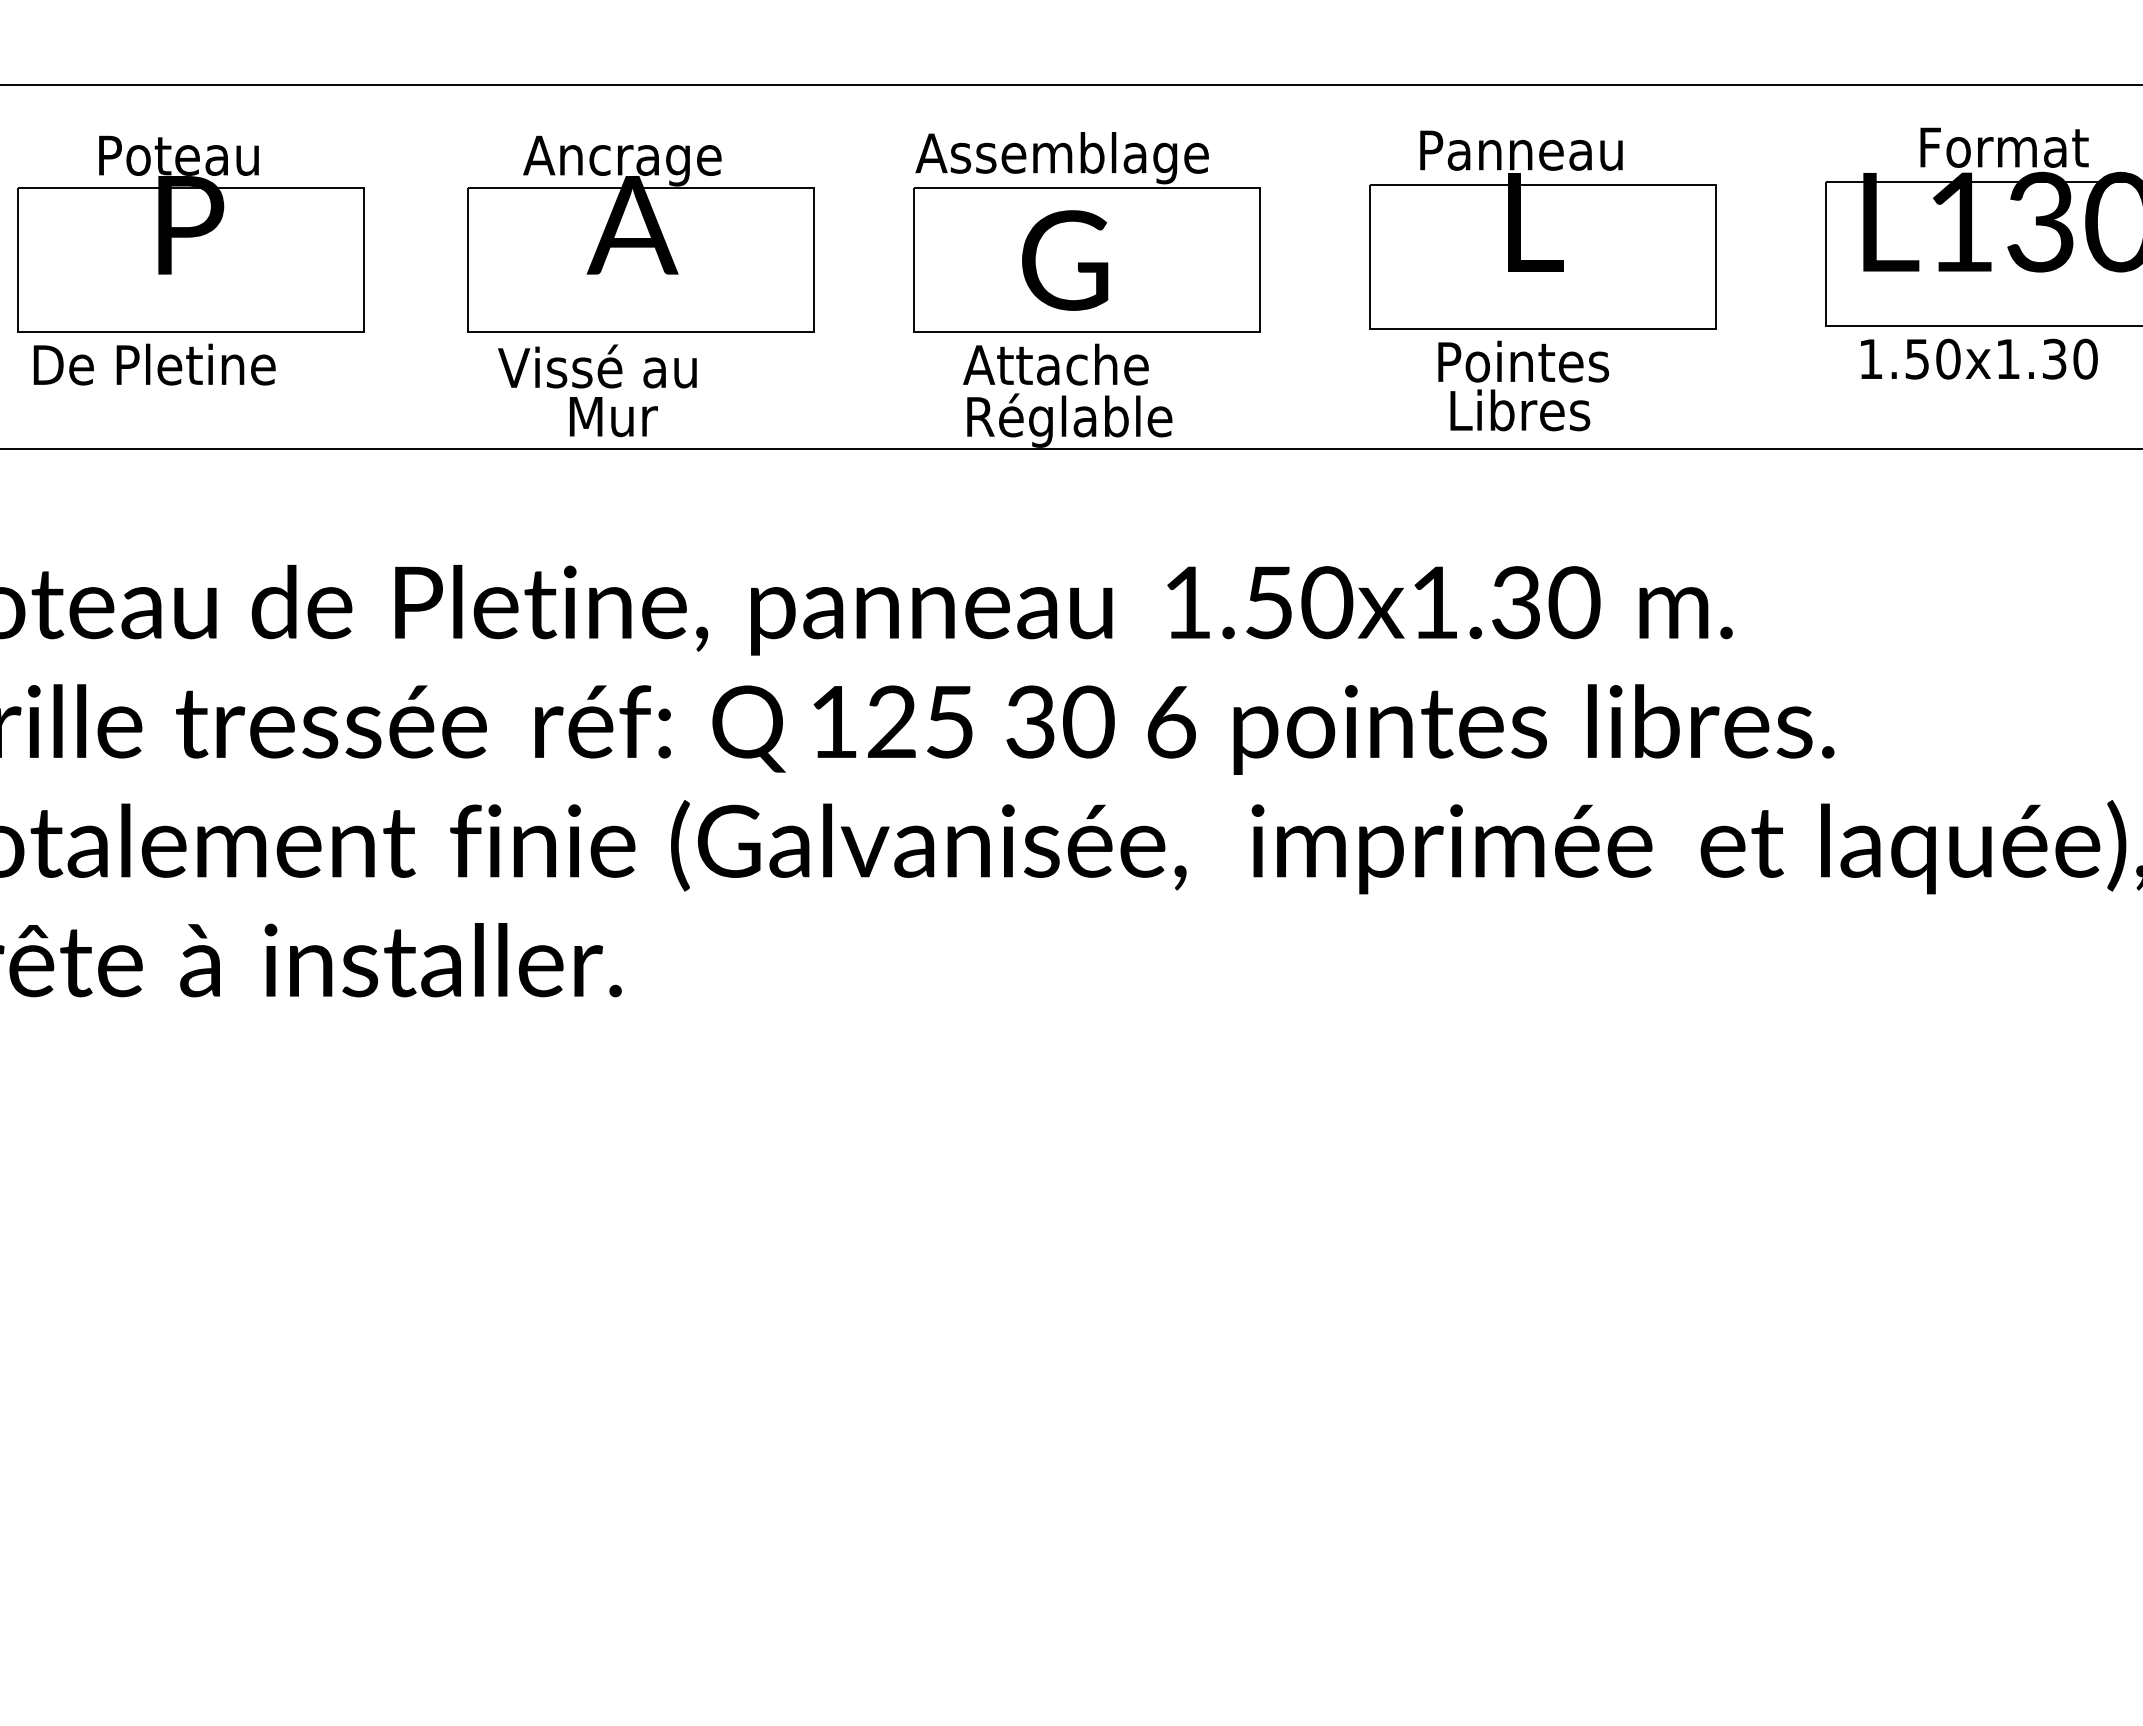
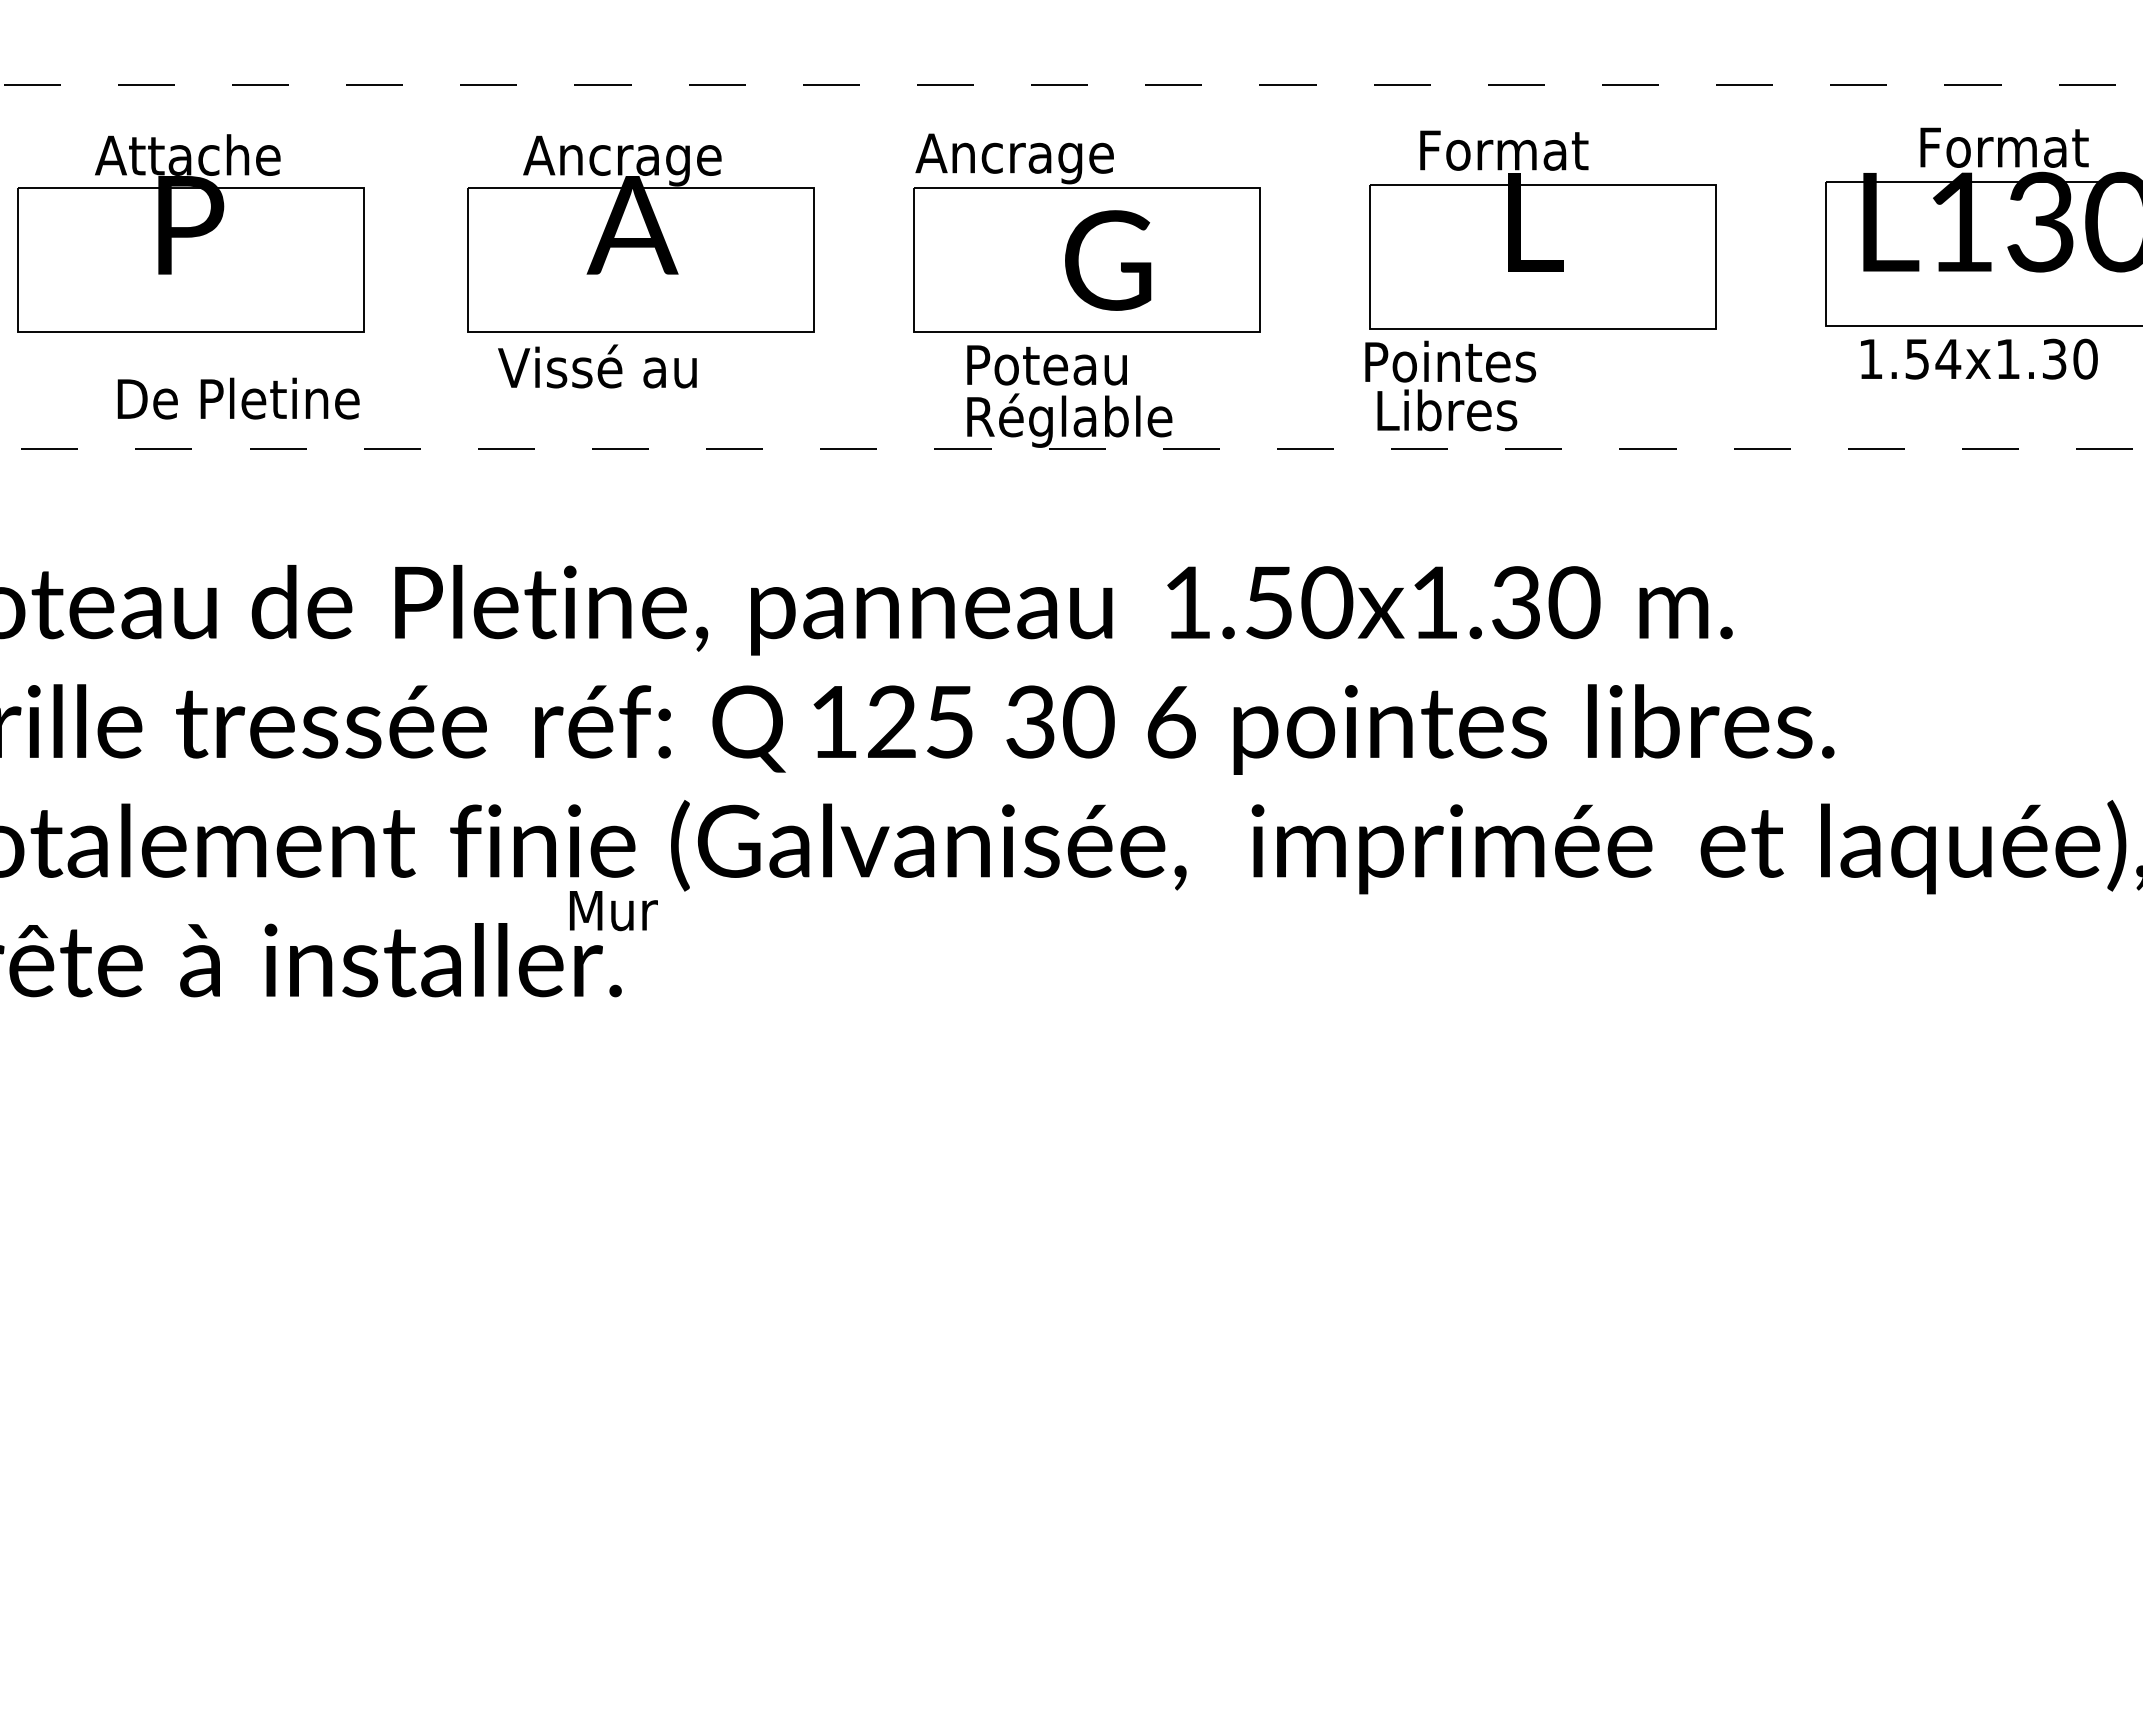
line: solid -> dashed (1071, 85)
text: Panneau -> Format (1523, 150)
text: Poteau -> Attache (187, 154)
text: Assemblage -> Ancrage (1079, 158)
text position: (1065, 260) -> (1108, 260) (1108, 260)
text: 1.50x1.30 -> 1.54x1.30 (1948, 358)
text position: (154, 364) -> (238, 398) (238, 398)
text: Attache -> Poteau (1055, 364)
text position: (1523, 385) -> (1450, 385) (1450, 385)
text position: (613, 417) -> (613, 911) (613, 911)
line: solid -> dashed (1071, 448)
